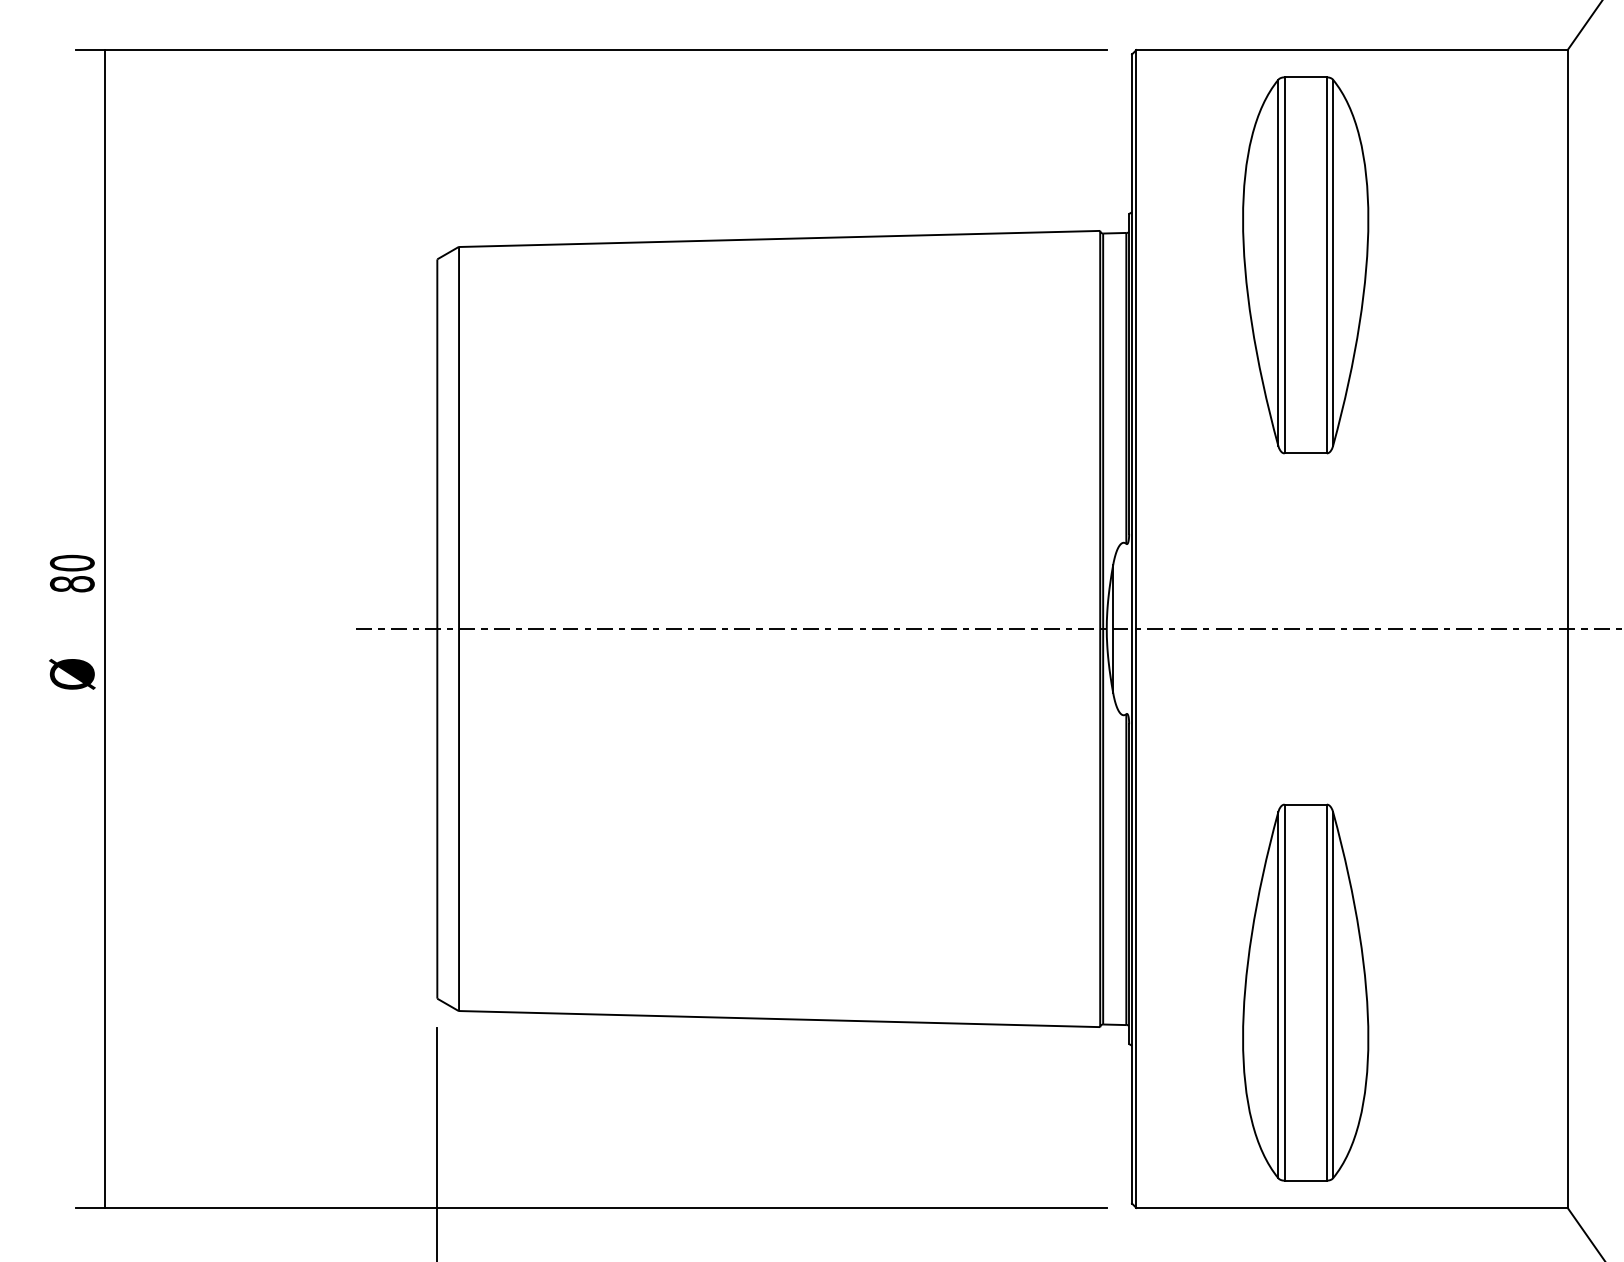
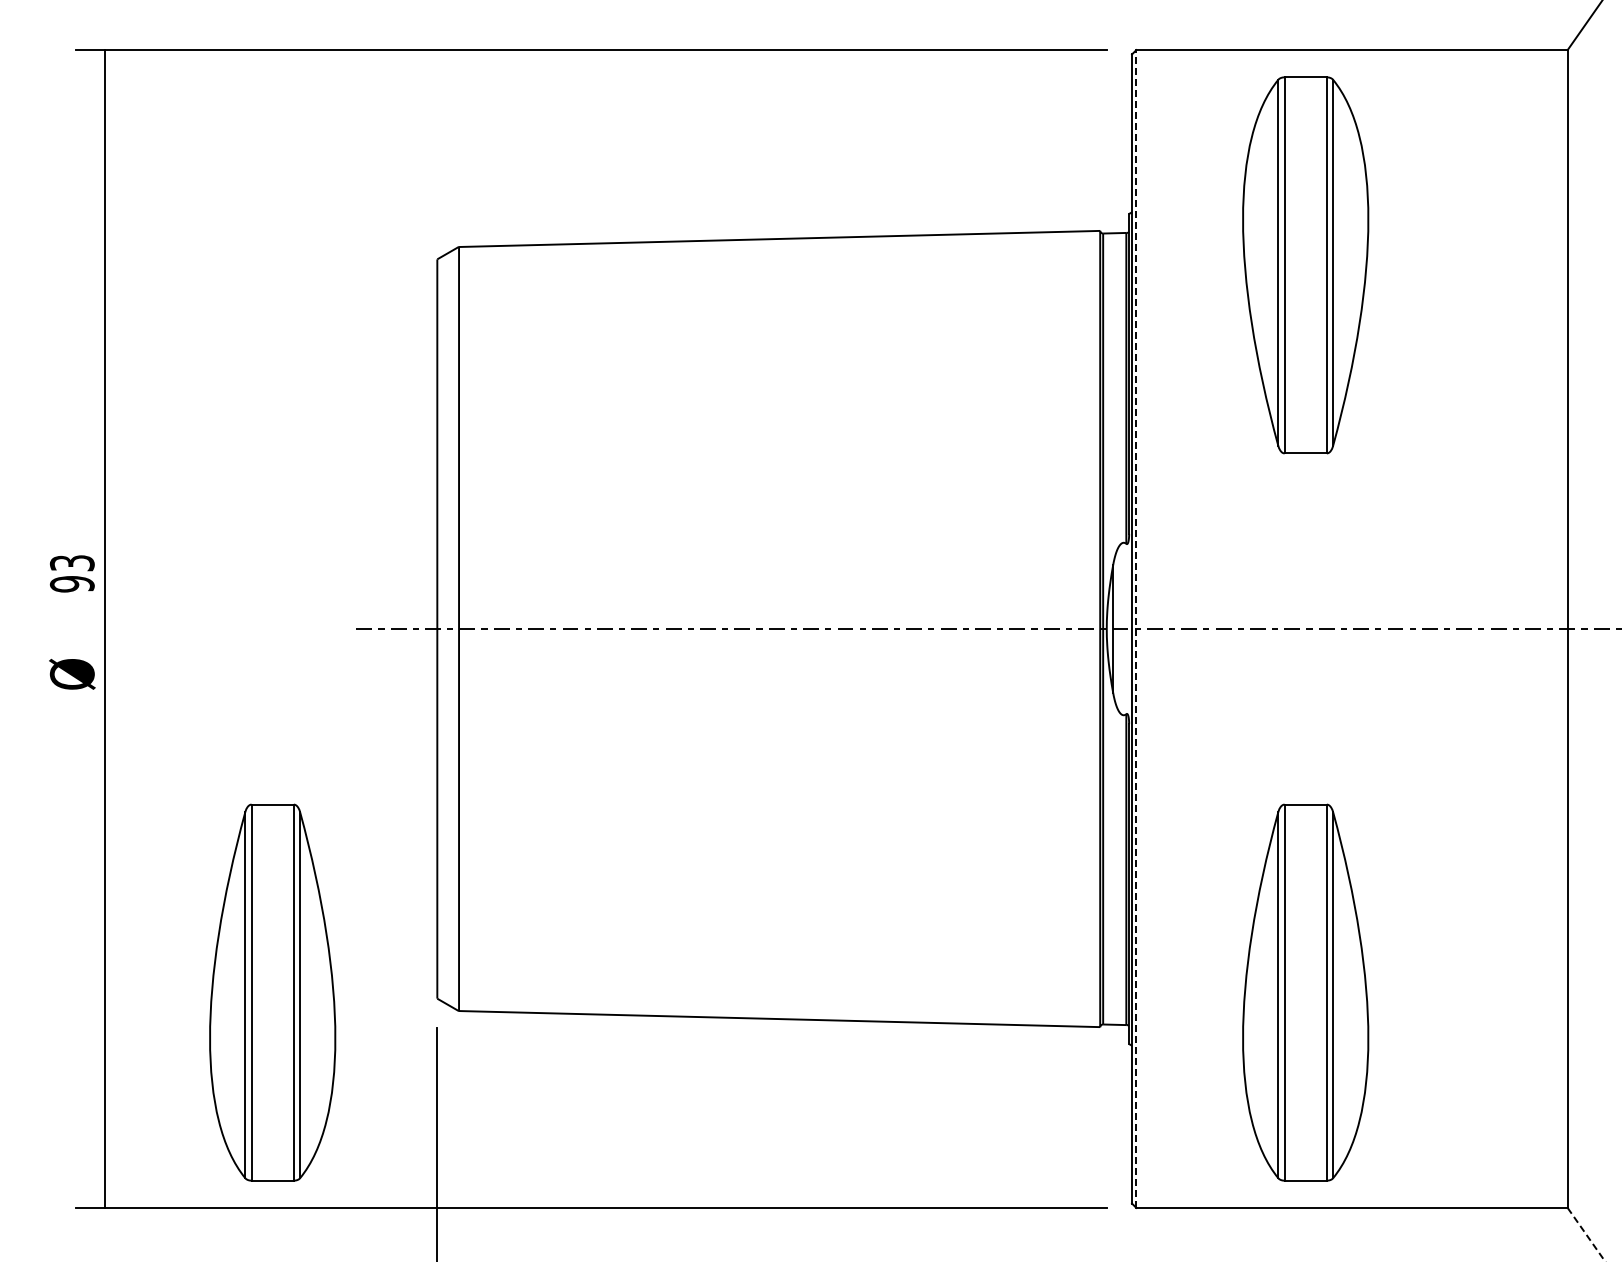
text: 80 -> 93 (72, 573)
line: solid -> dashed (1136, 629)
part: none -> present (272, 992)
line: solid -> dashed (1586, 1234)
